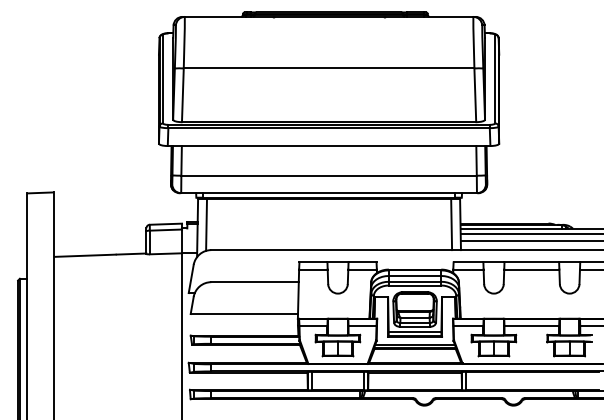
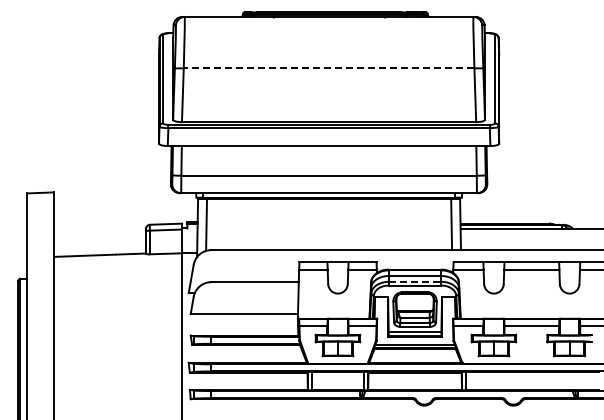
line: solid -> dashed (328, 68)
line: present -> none (530, 234)
line: present -> none (530, 241)
line: solid -> dashed (415, 281)
